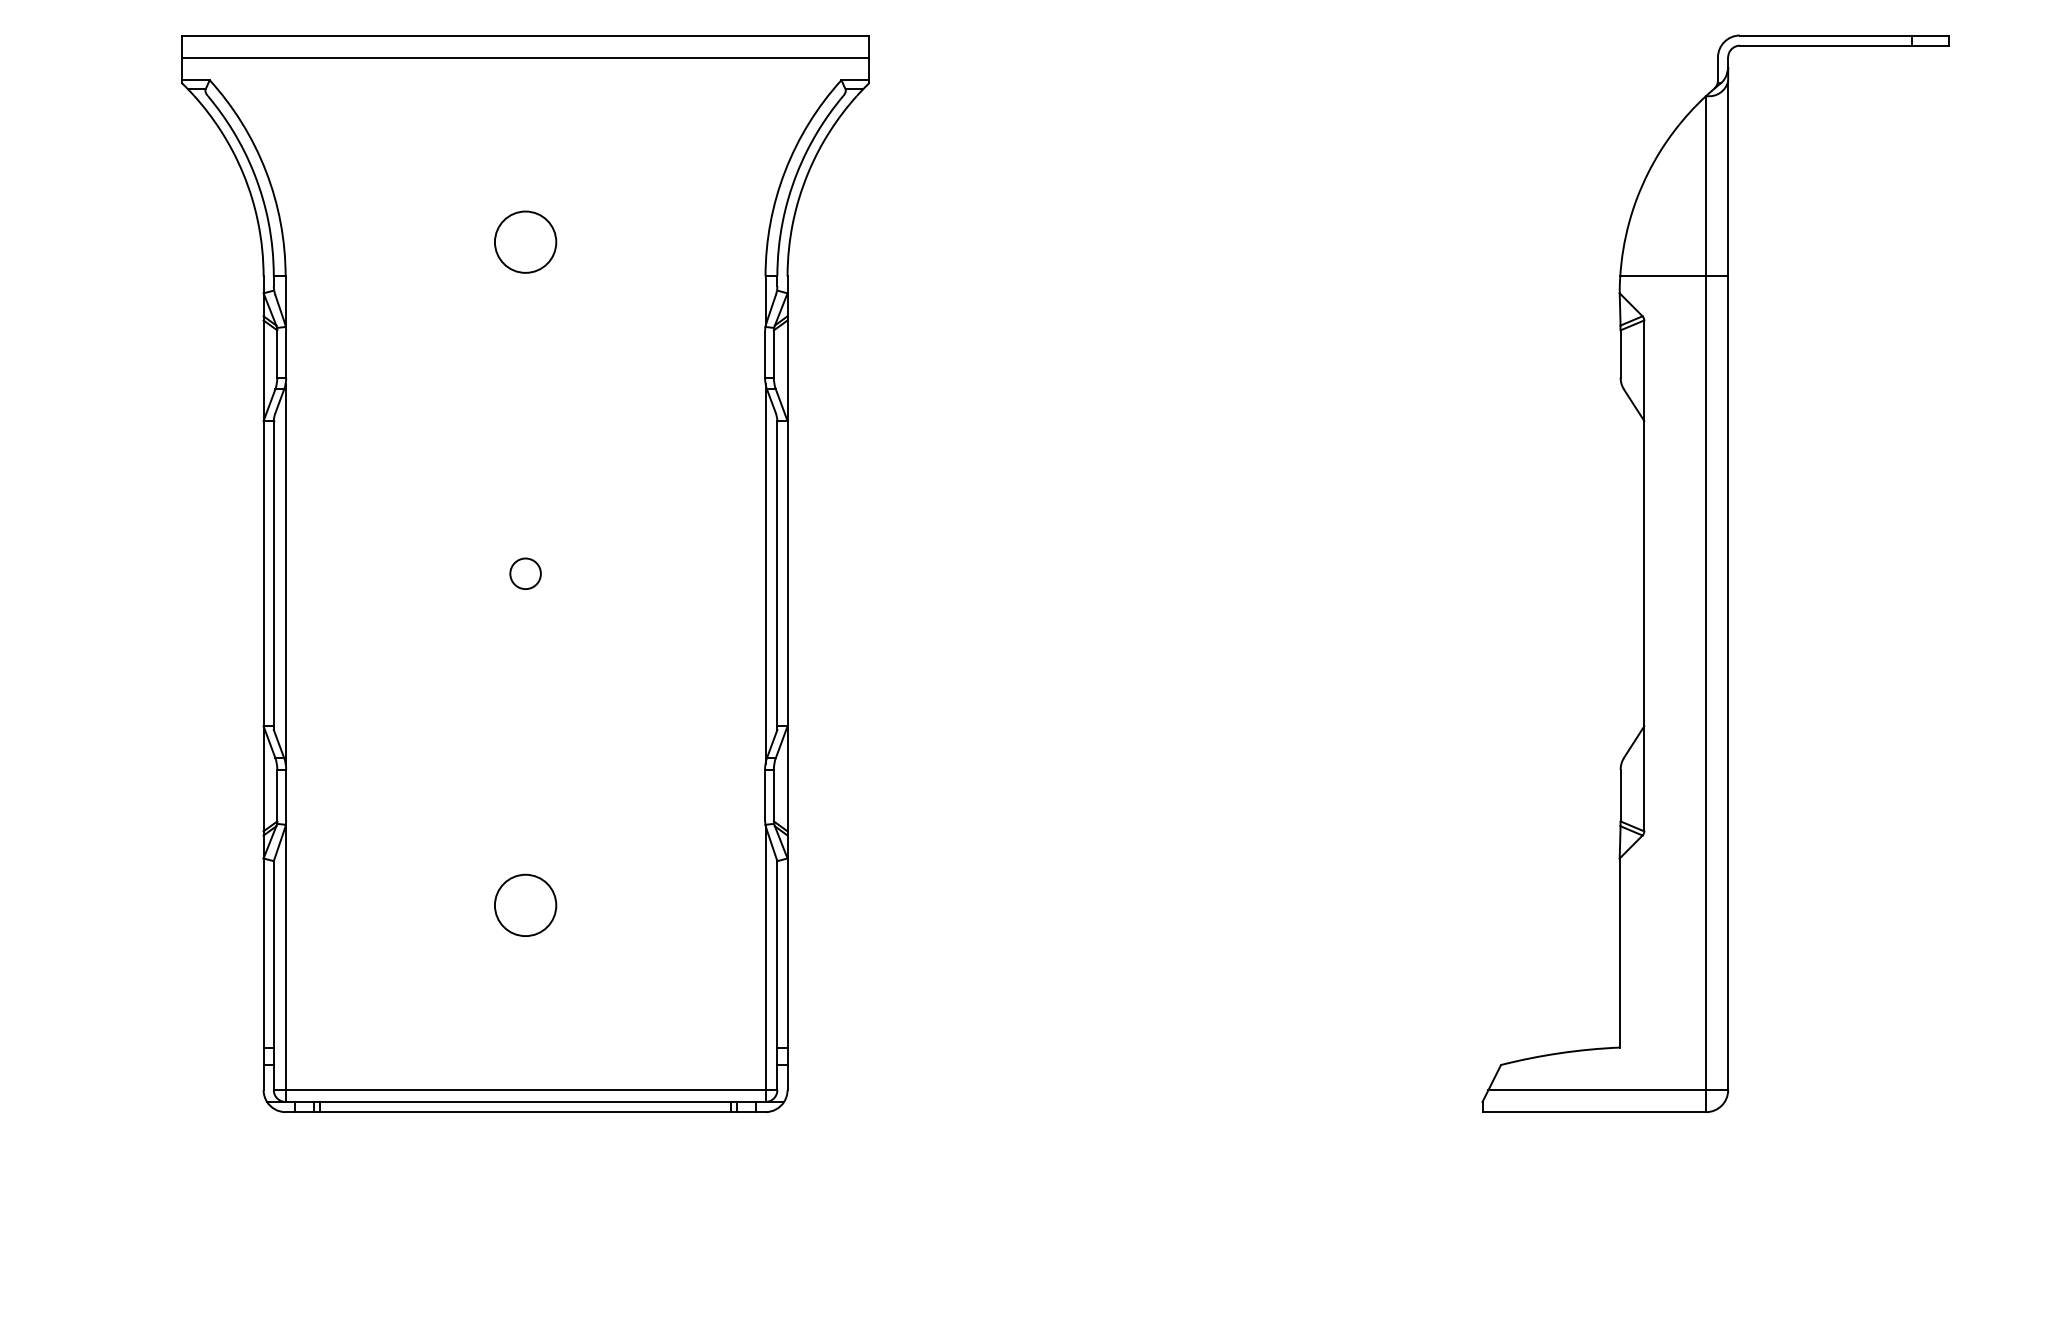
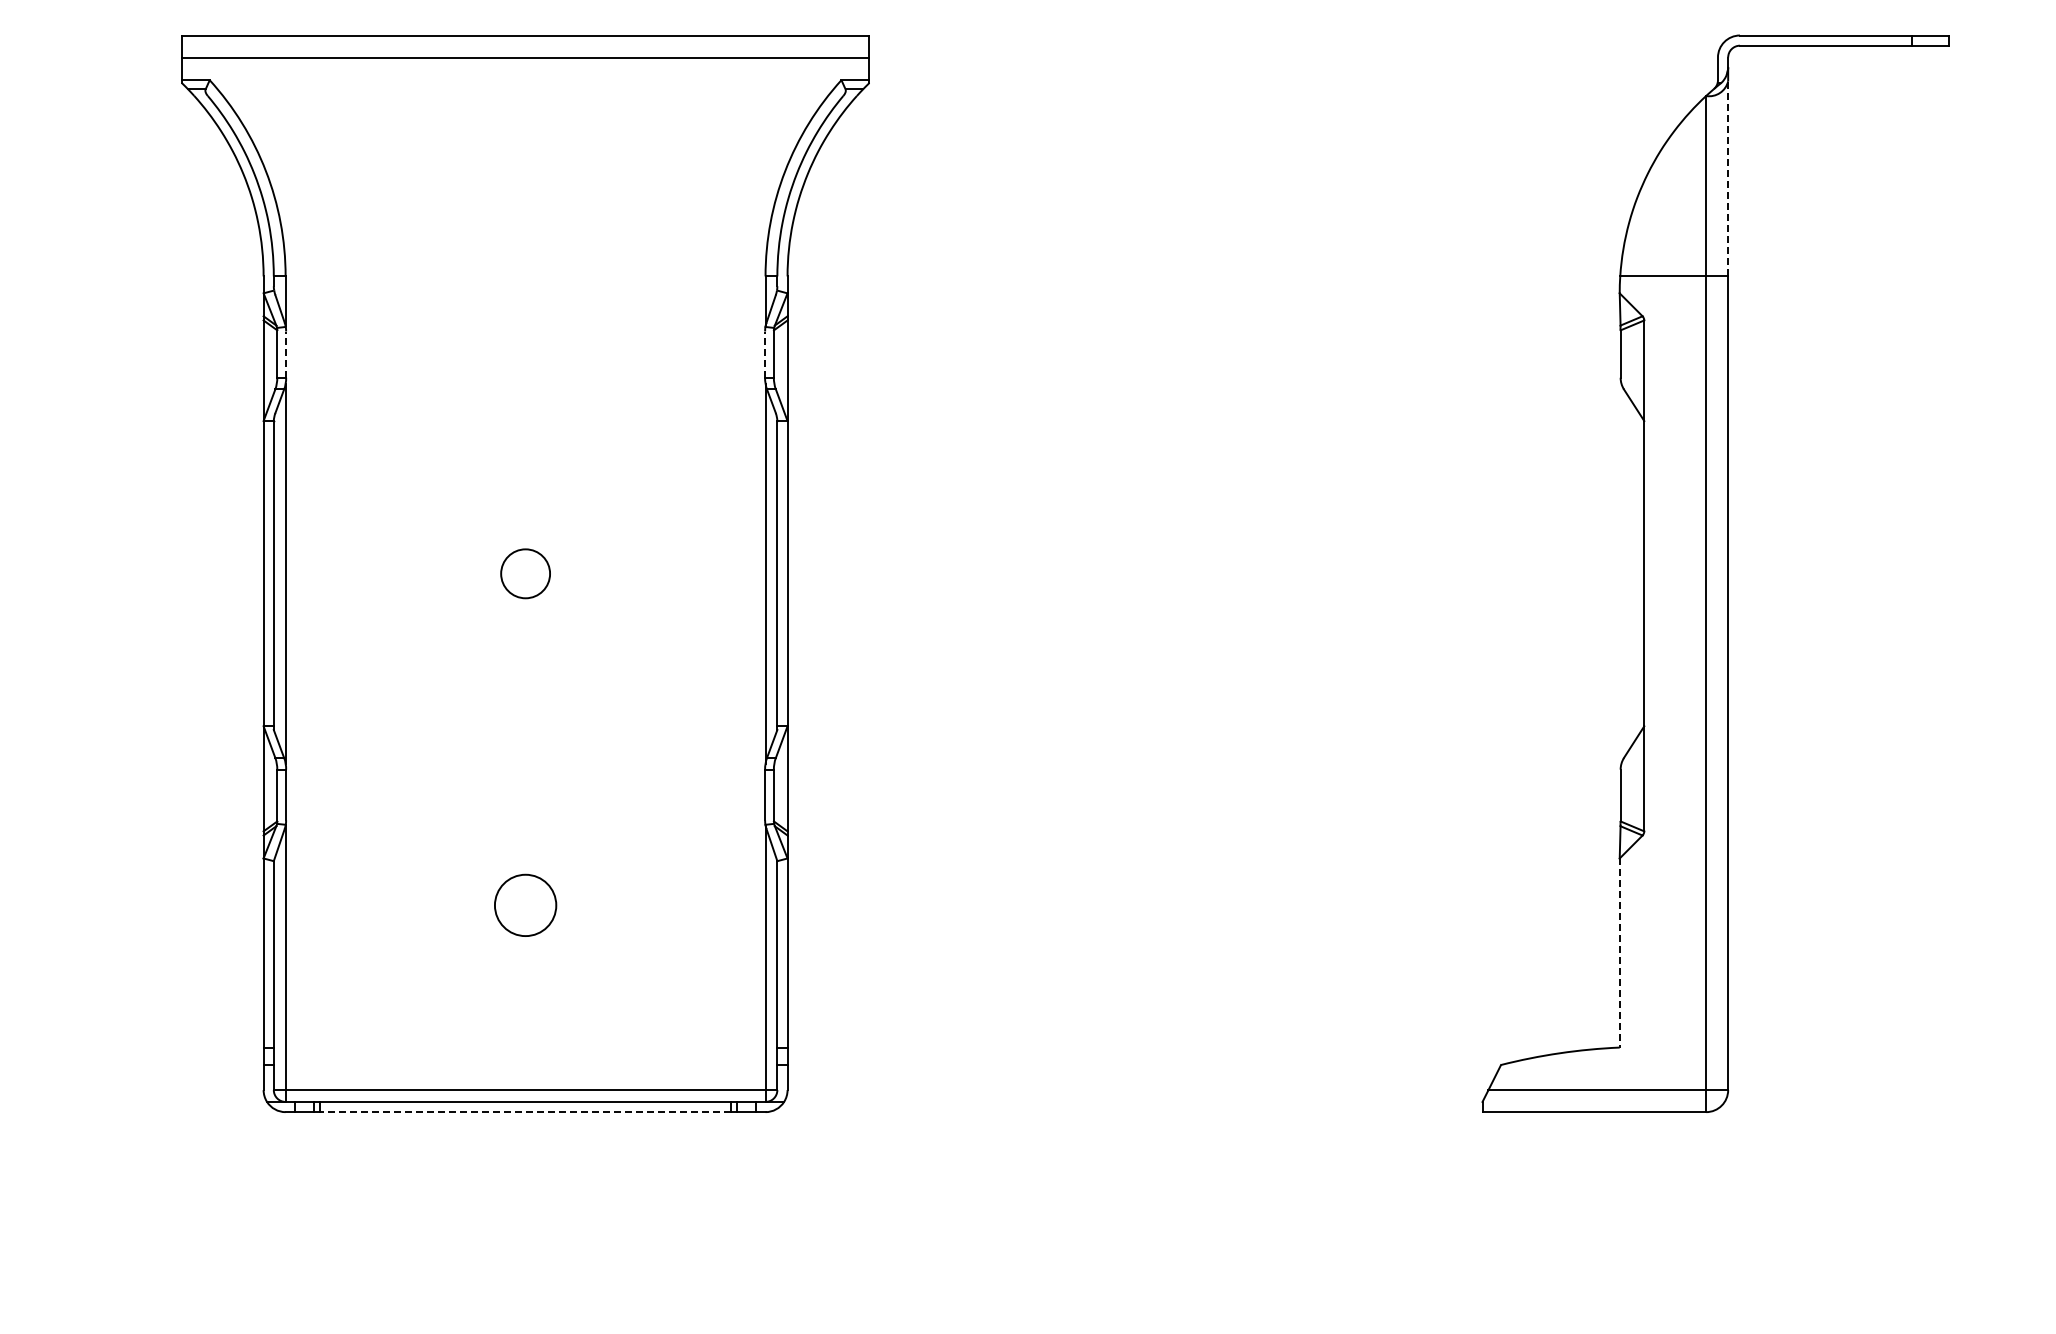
line: solid -> dashed (1728, 178)
circle: present -> none (525, 241)
line: solid -> dashed (286, 354)
line: solid -> dashed (765, 354)
circle diameter: 31 px -> 49 px (525, 573)
line: solid -> dashed (1619, 953)
line: solid -> dashed (525, 1112)
